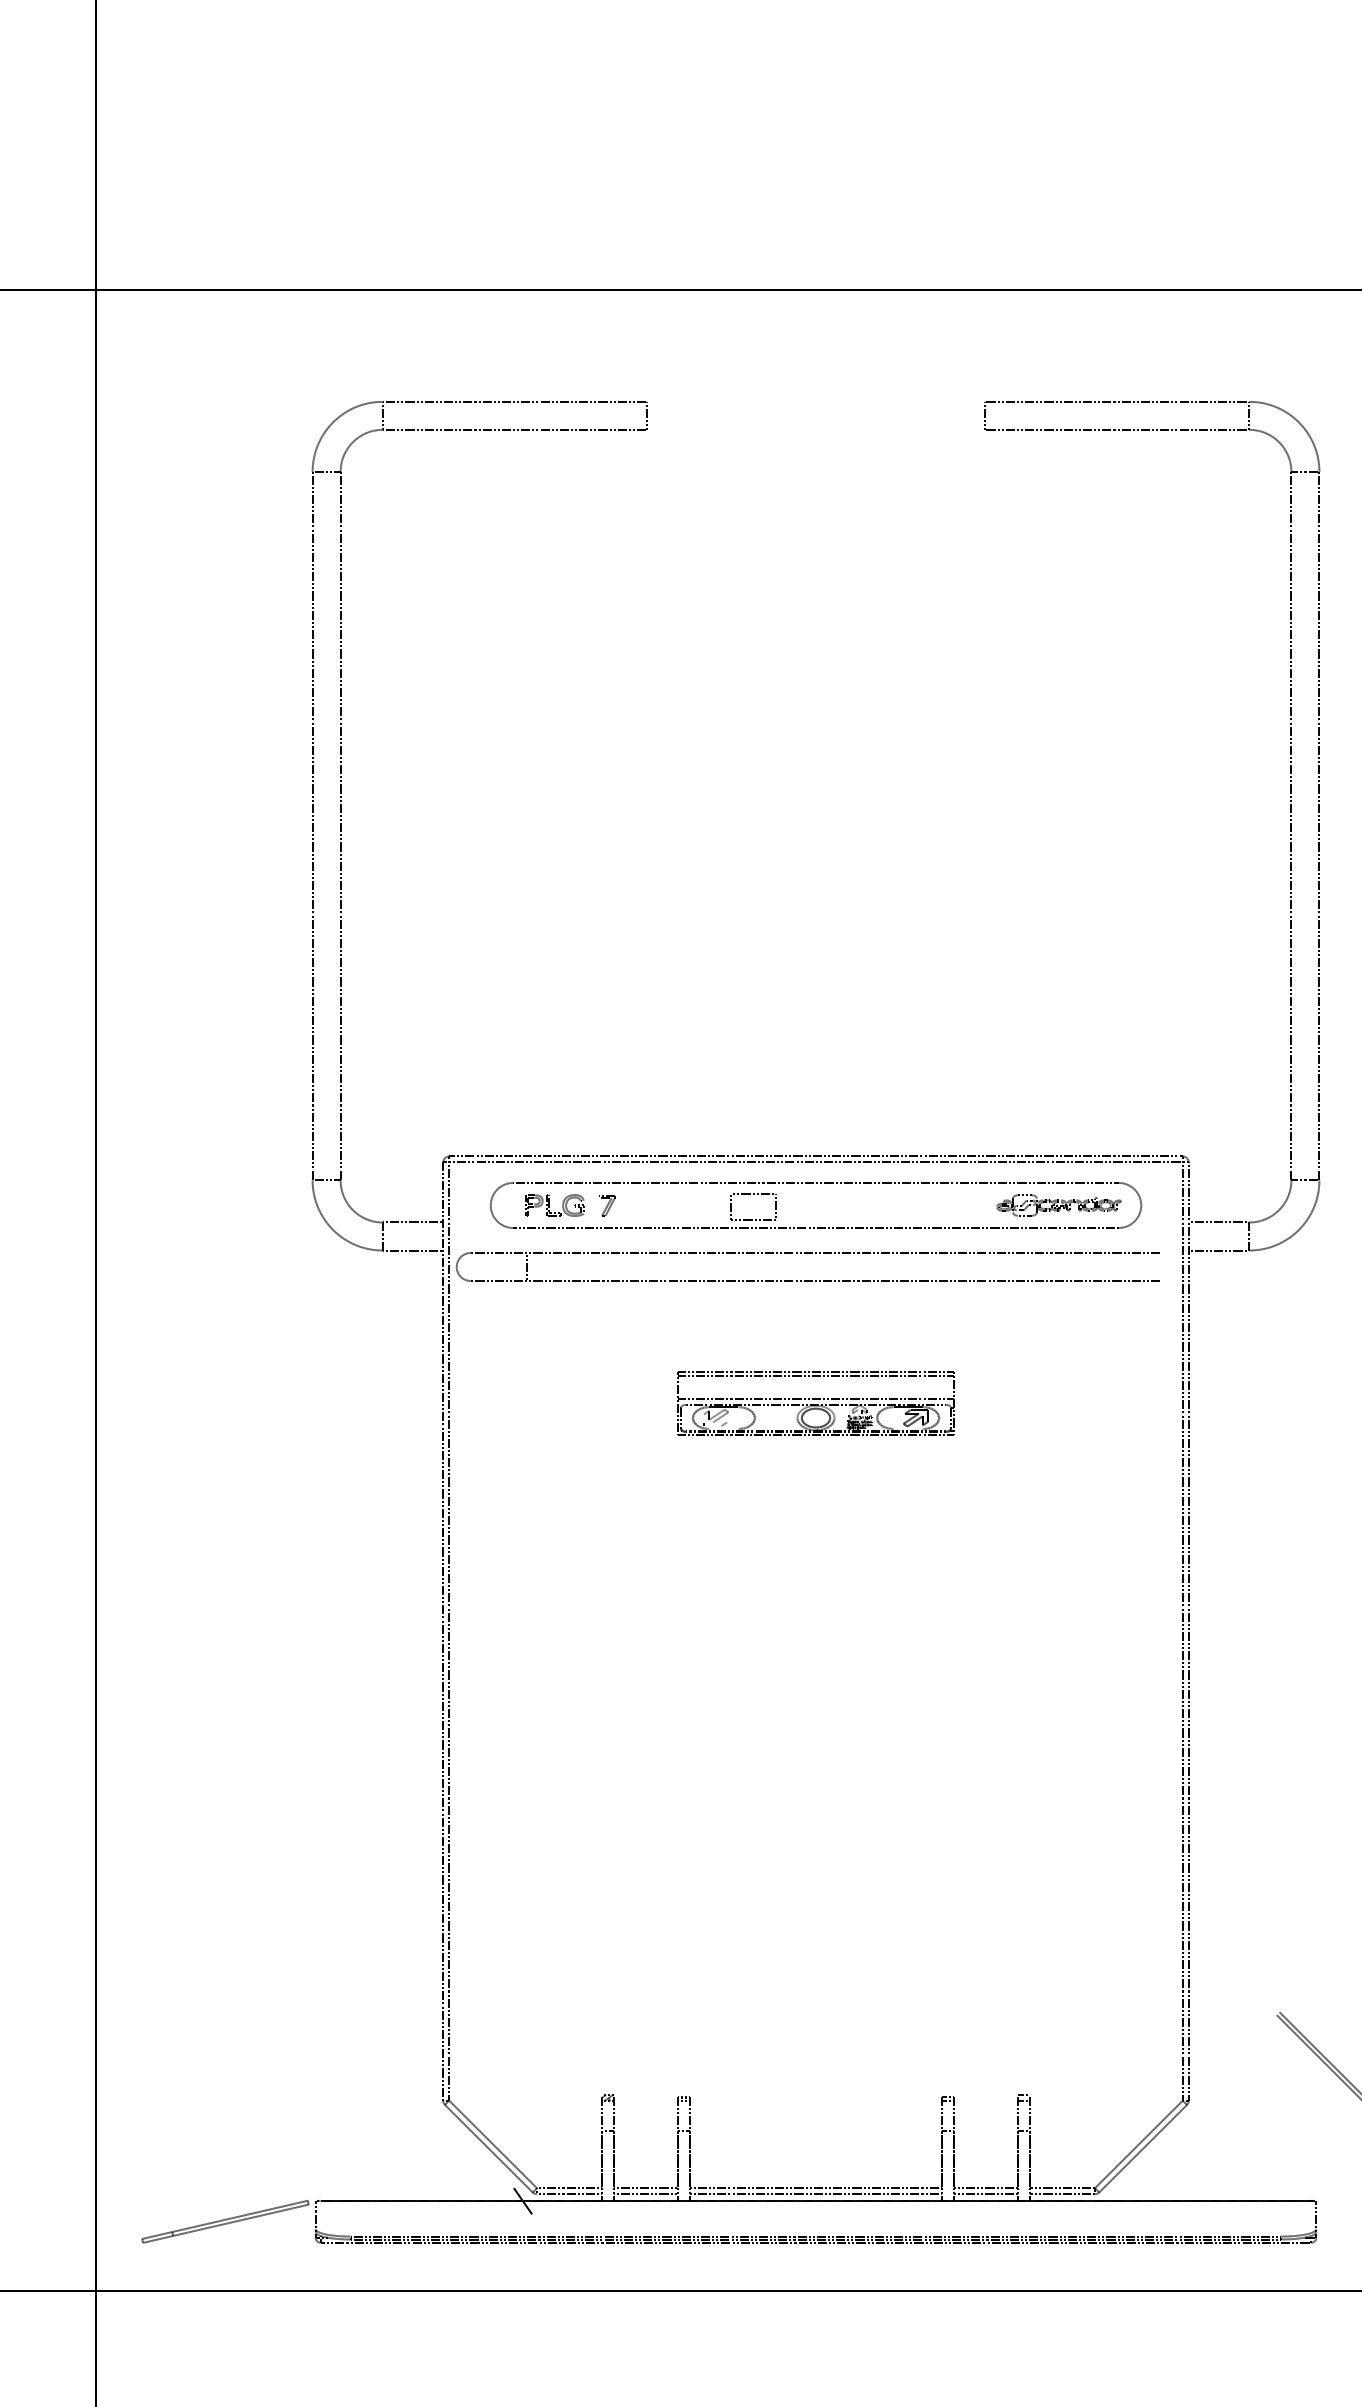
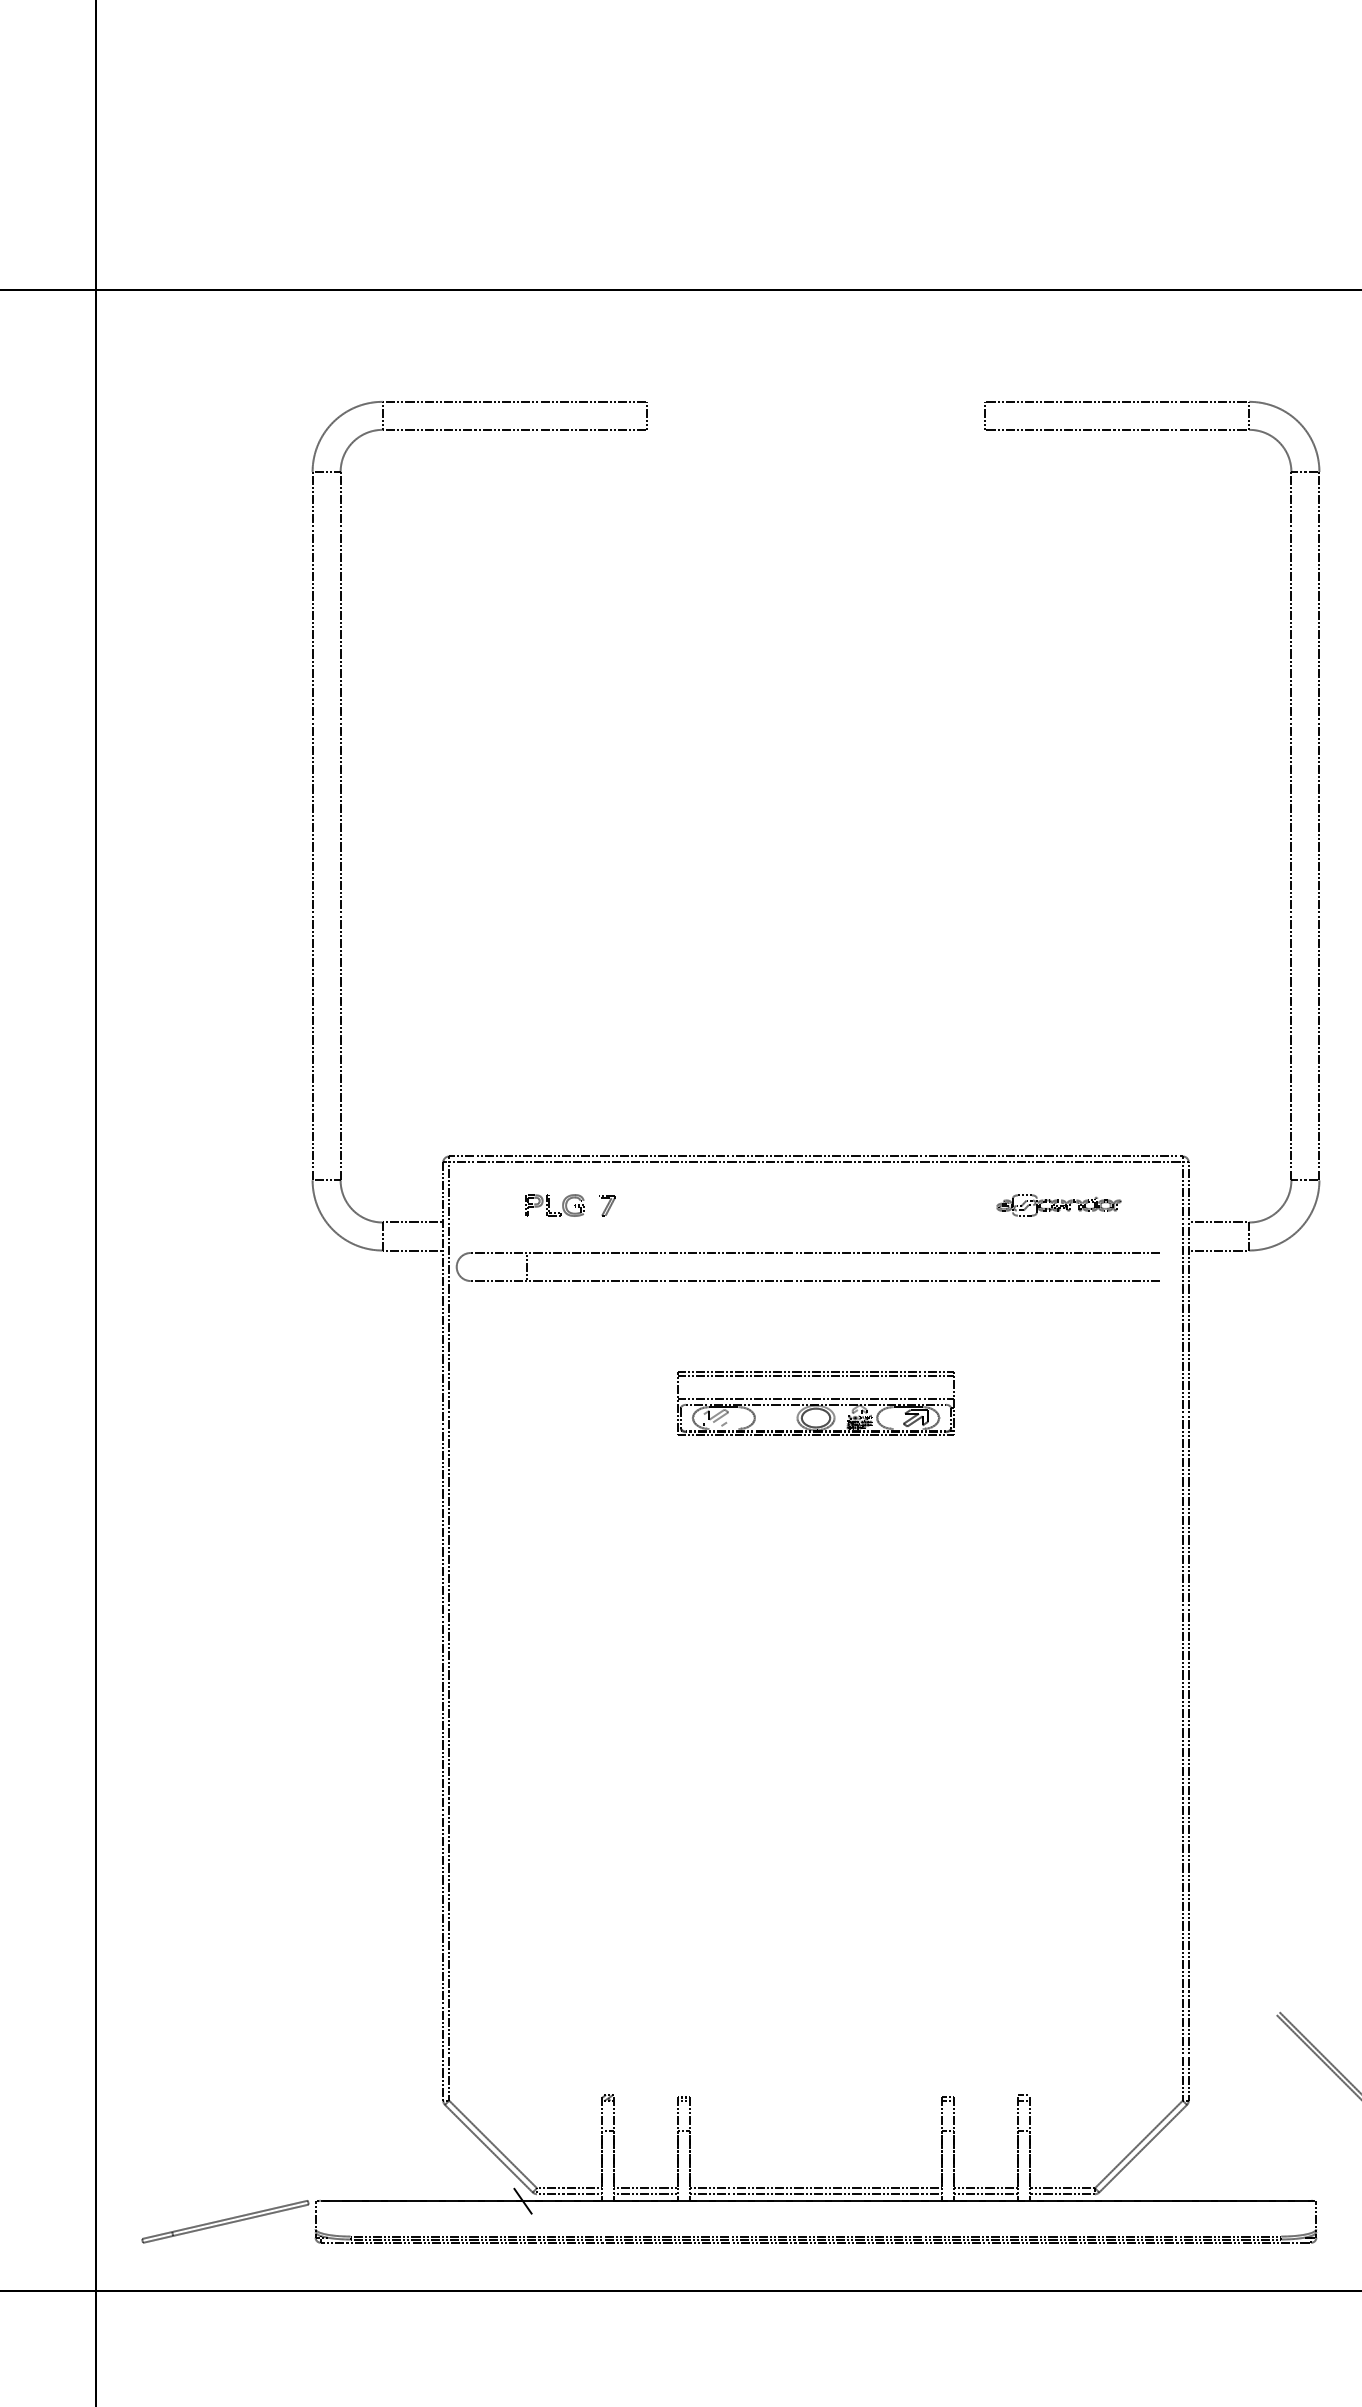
part: present -> none (816, 1183)
